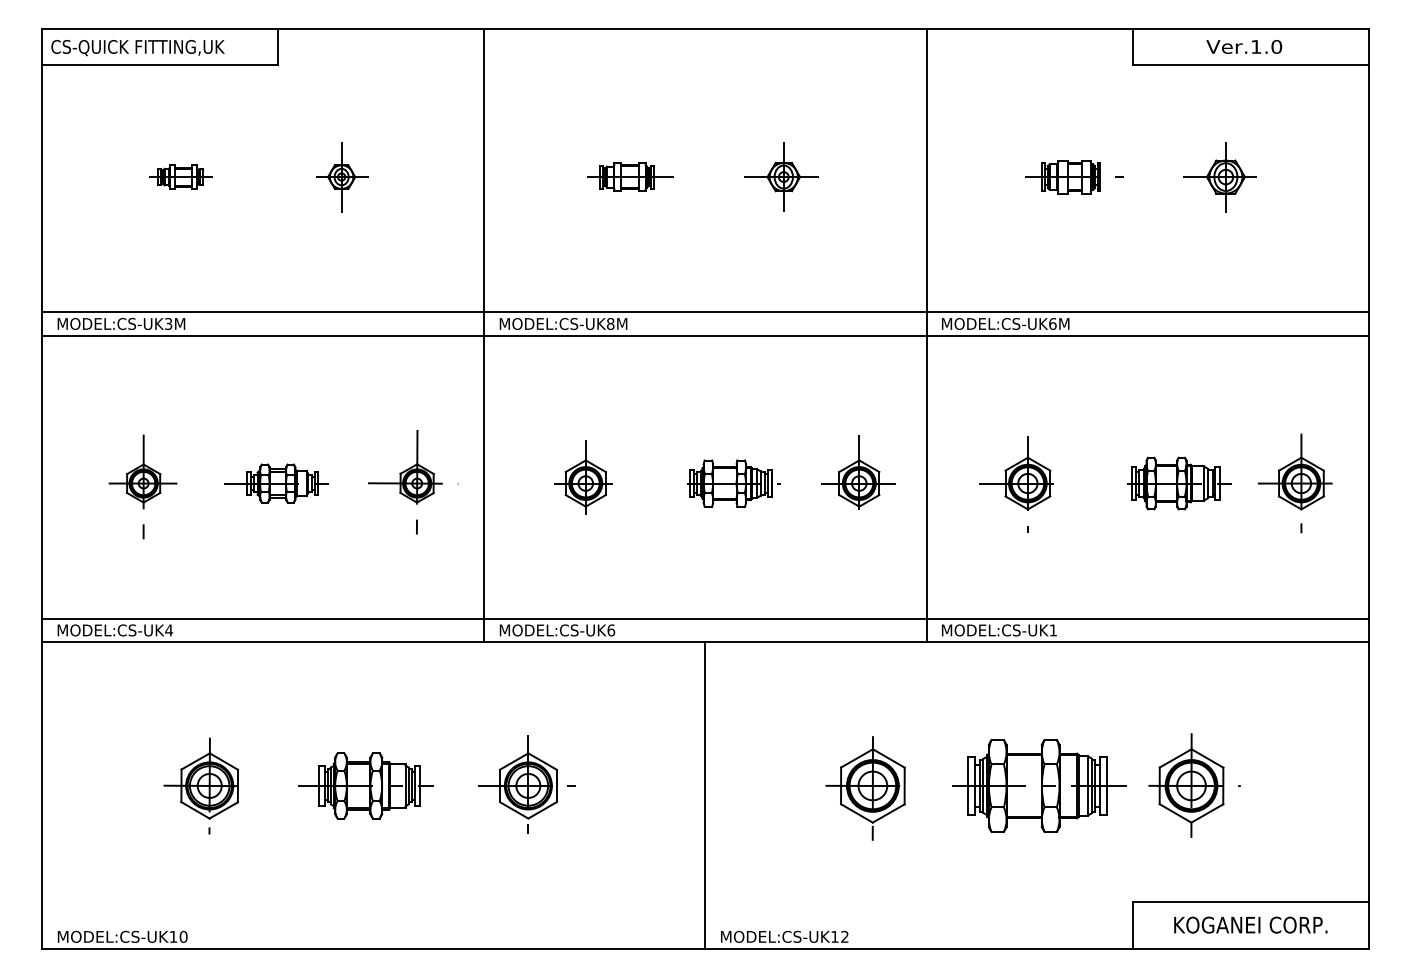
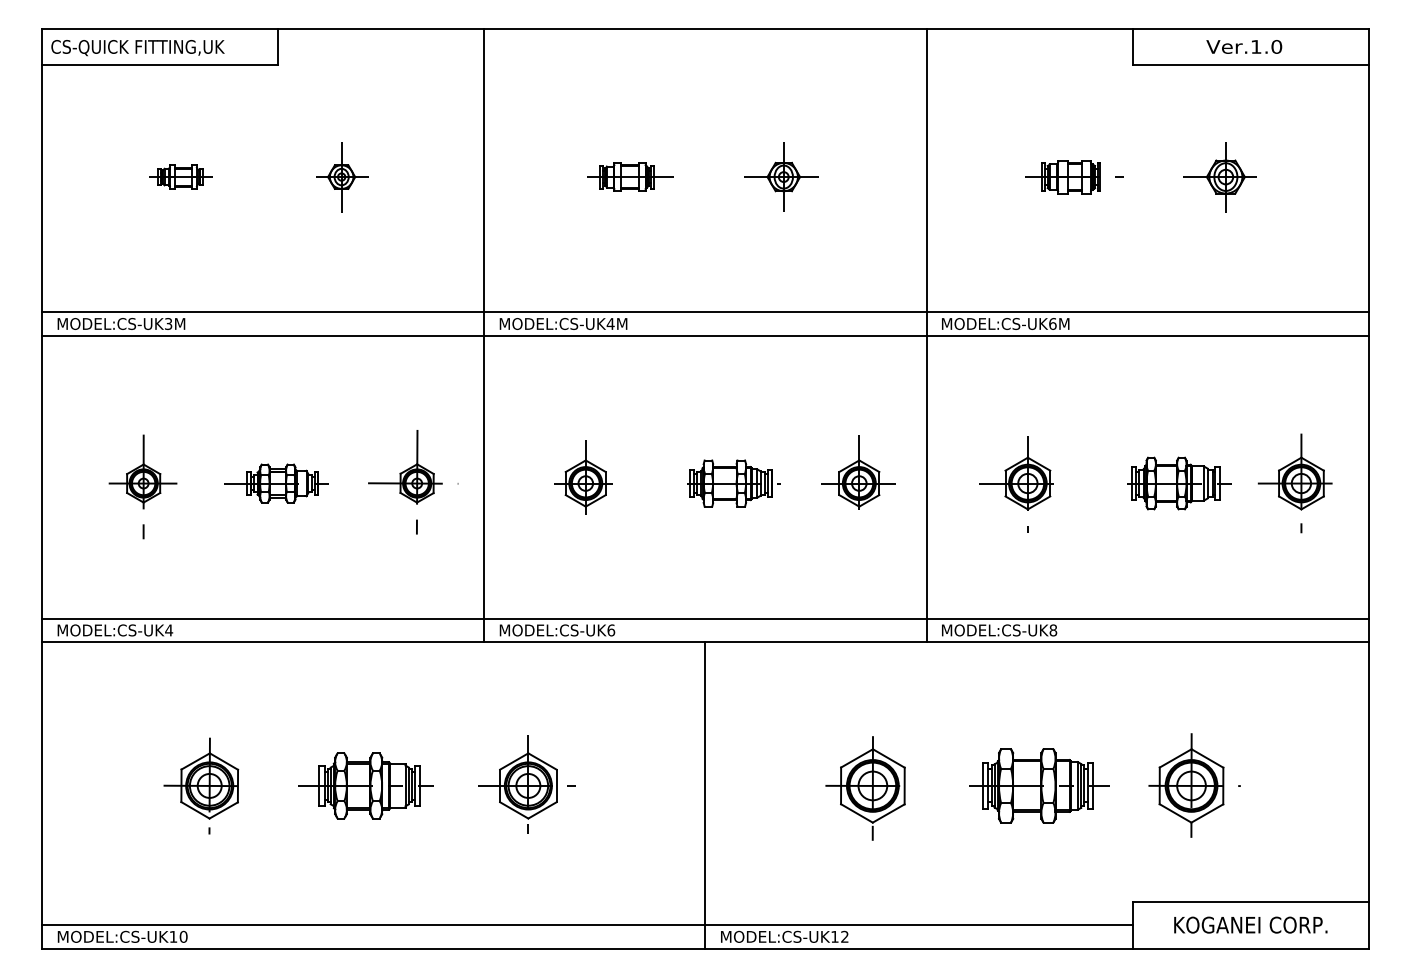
text: MODEL:CS-UK8M -> MODEL:CS-UK4M (610, 323)
text: MODEL:CS-UK1 -> MODEL:CS-UK8 (1053, 630)
part size: 175x94 px -> 141x76 px (1039, 785)
line: none -> present (587, 925)
